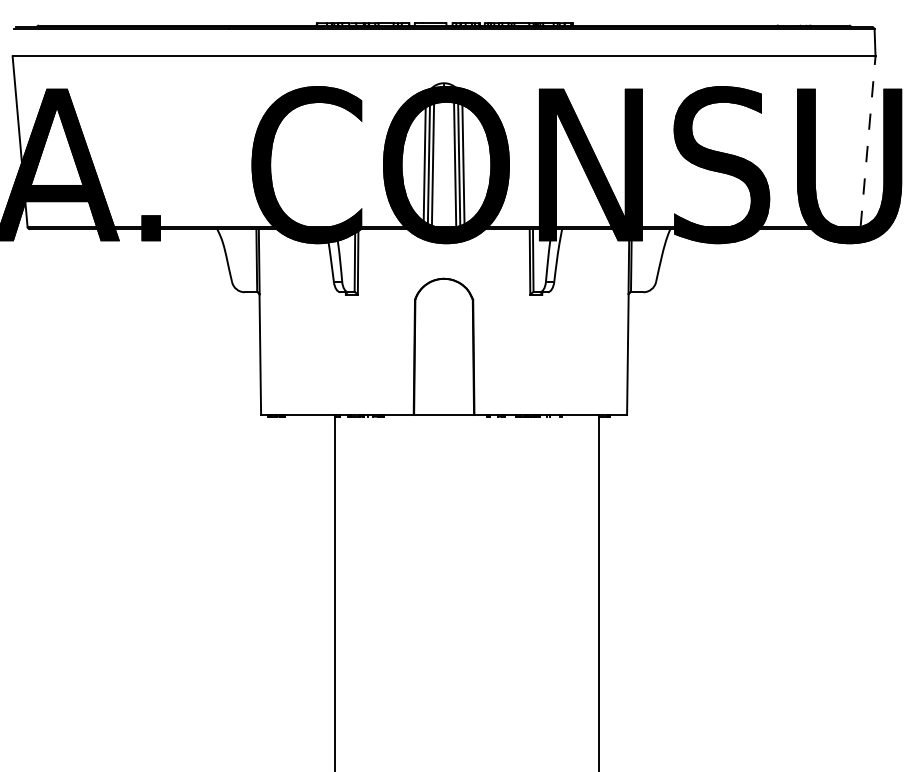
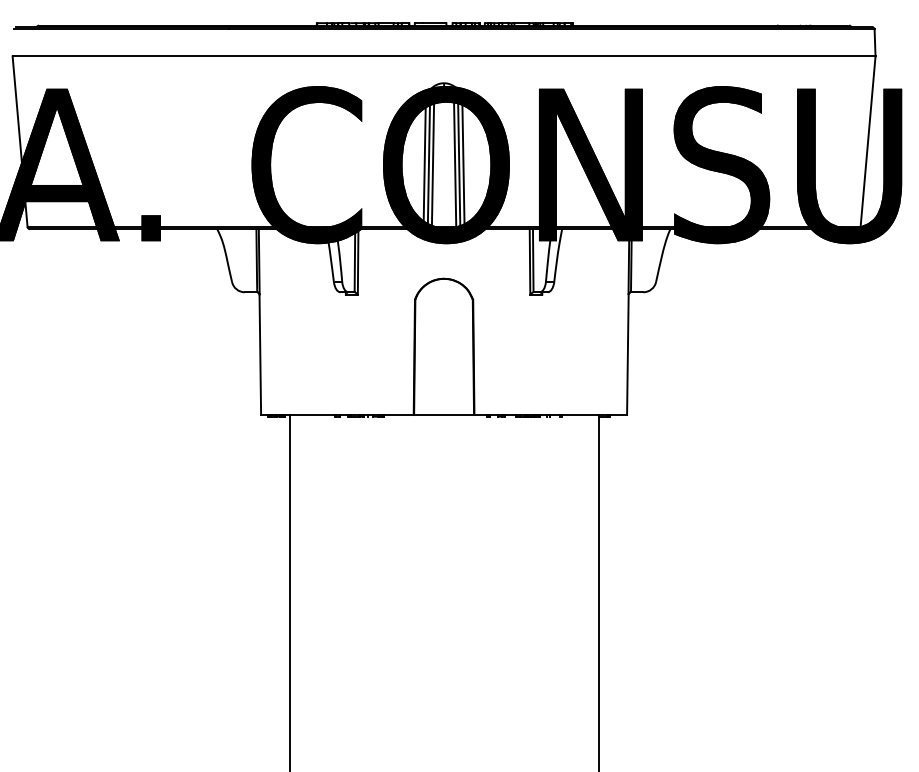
line: dashed -> solid (868, 141)
line position: (334, 591) -> (289, 591) (289, 591)
